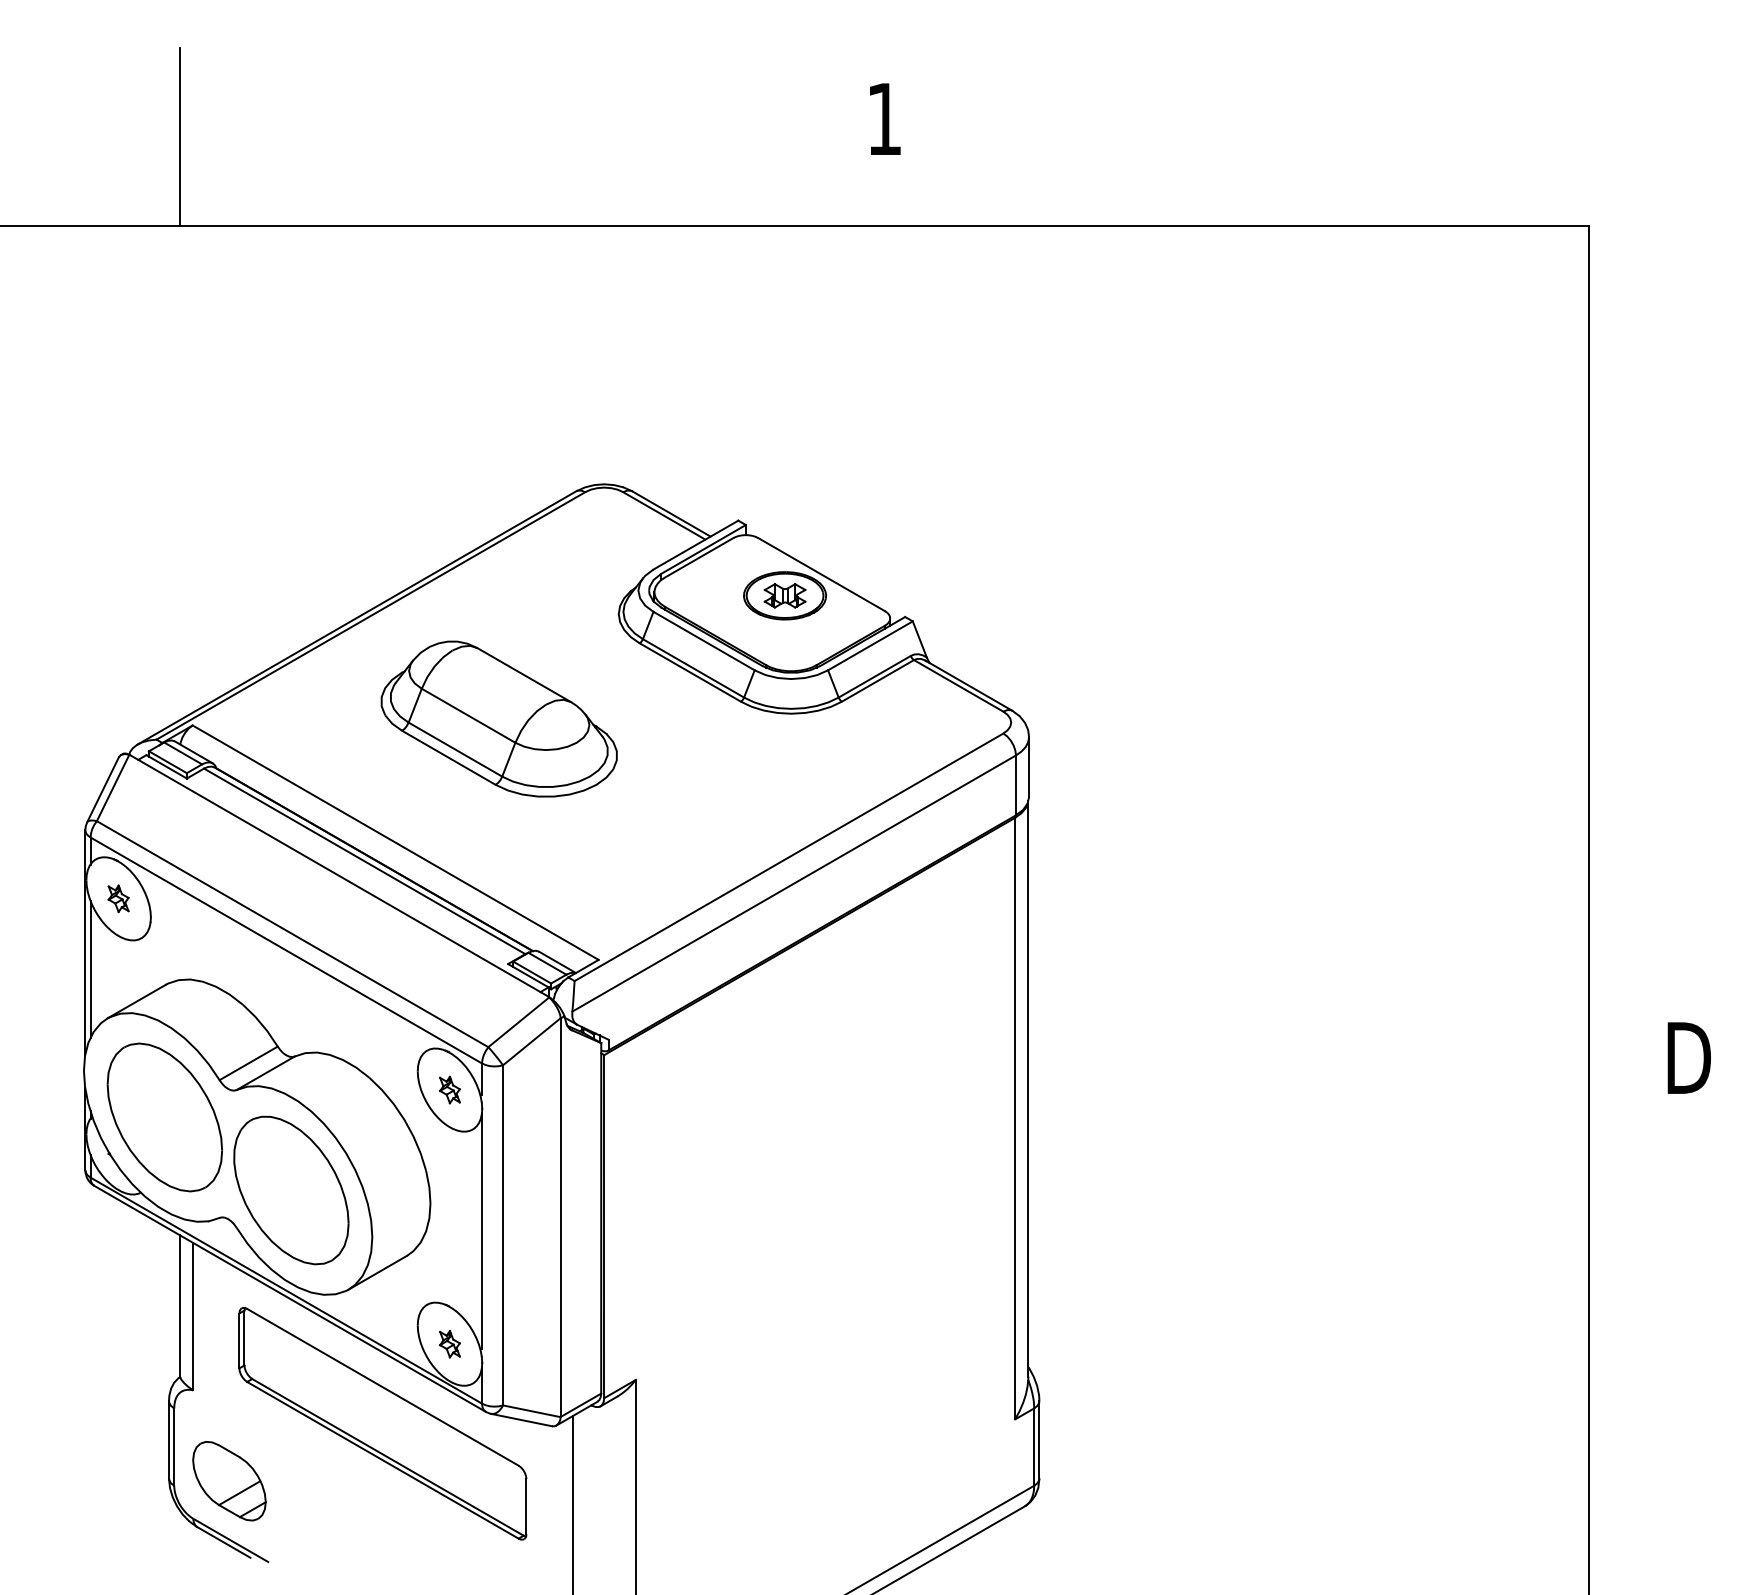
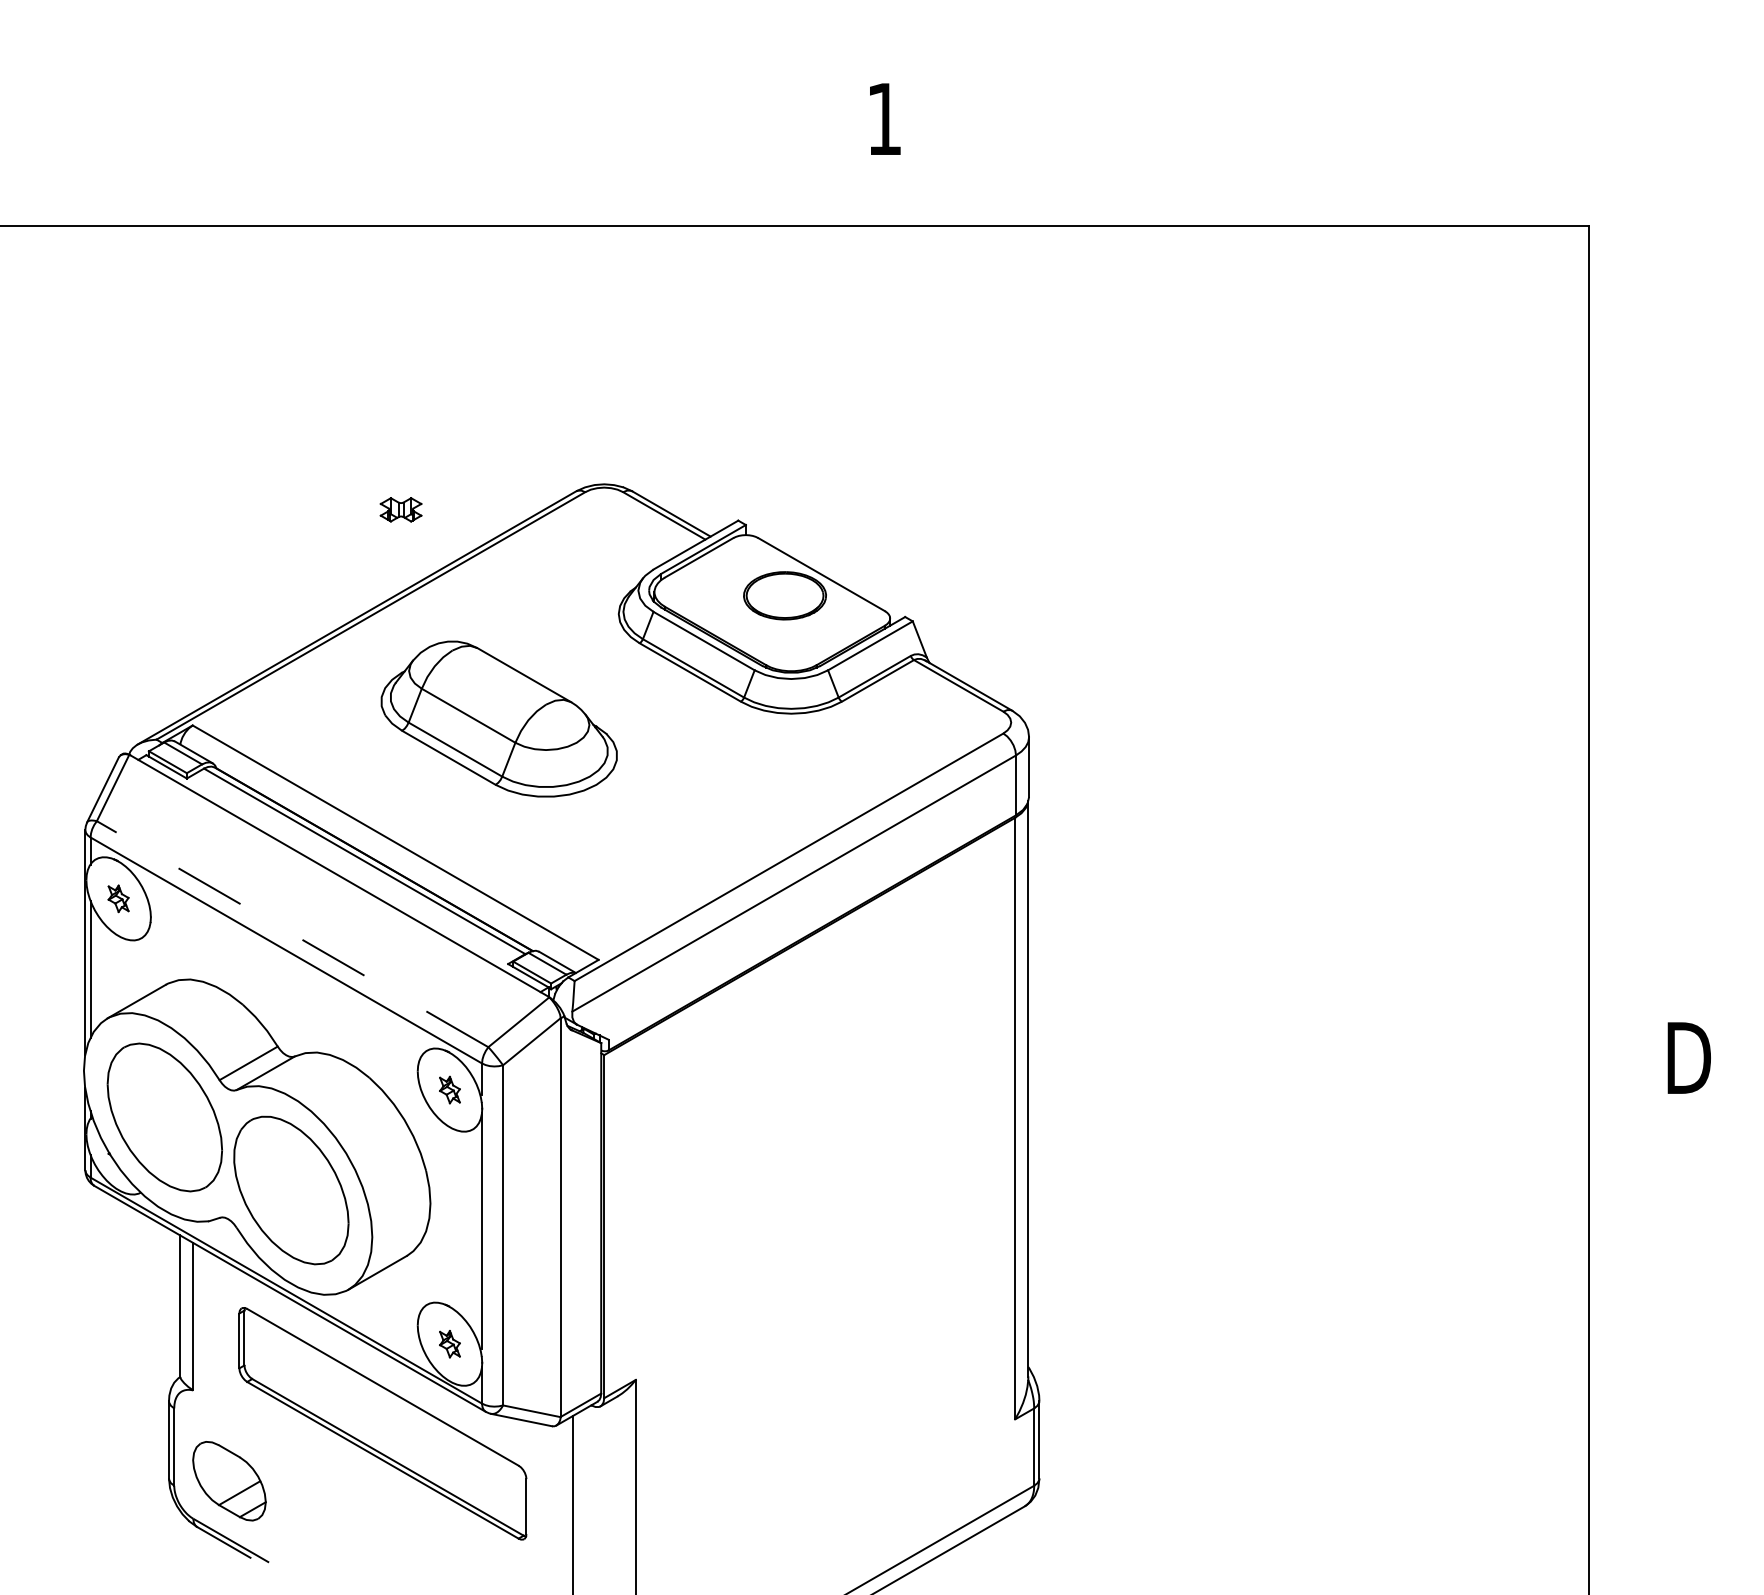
line: present -> none (180, 136)
part position: (784, 595) -> (400, 509) (400, 509)
line: solid -> dashed (292, 933)
